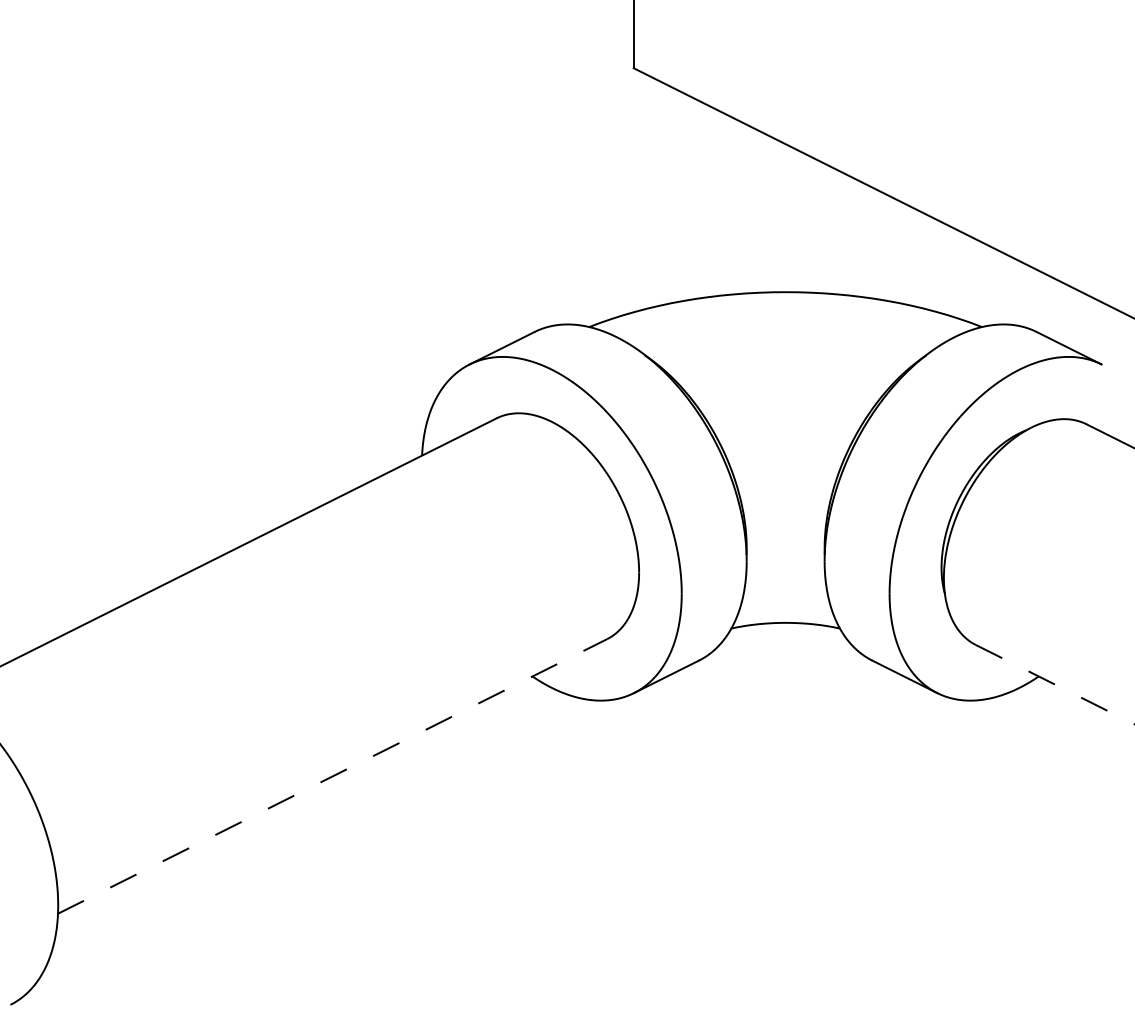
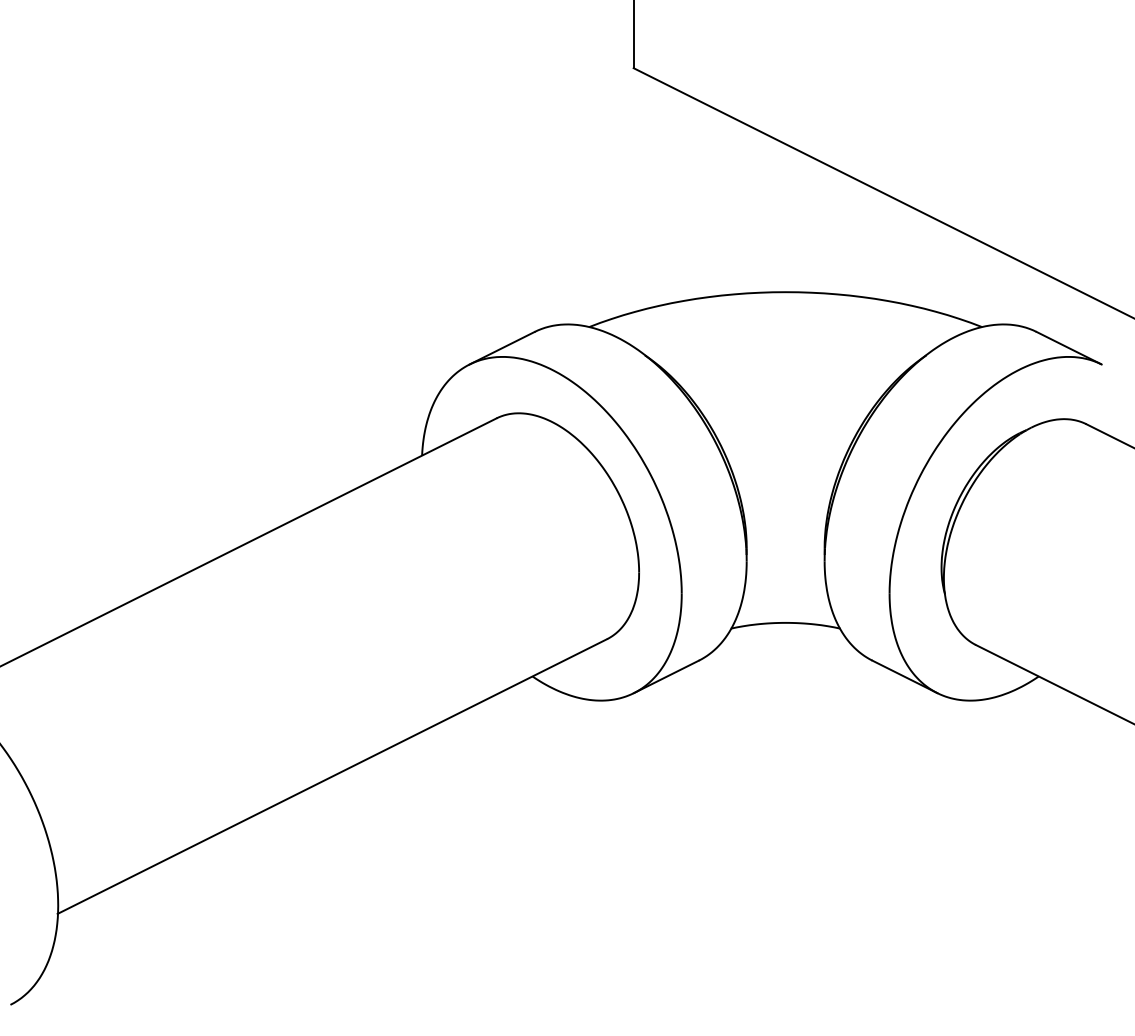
line: dashed -> solid (1055, 684)
line: dashed -> solid (332, 776)
